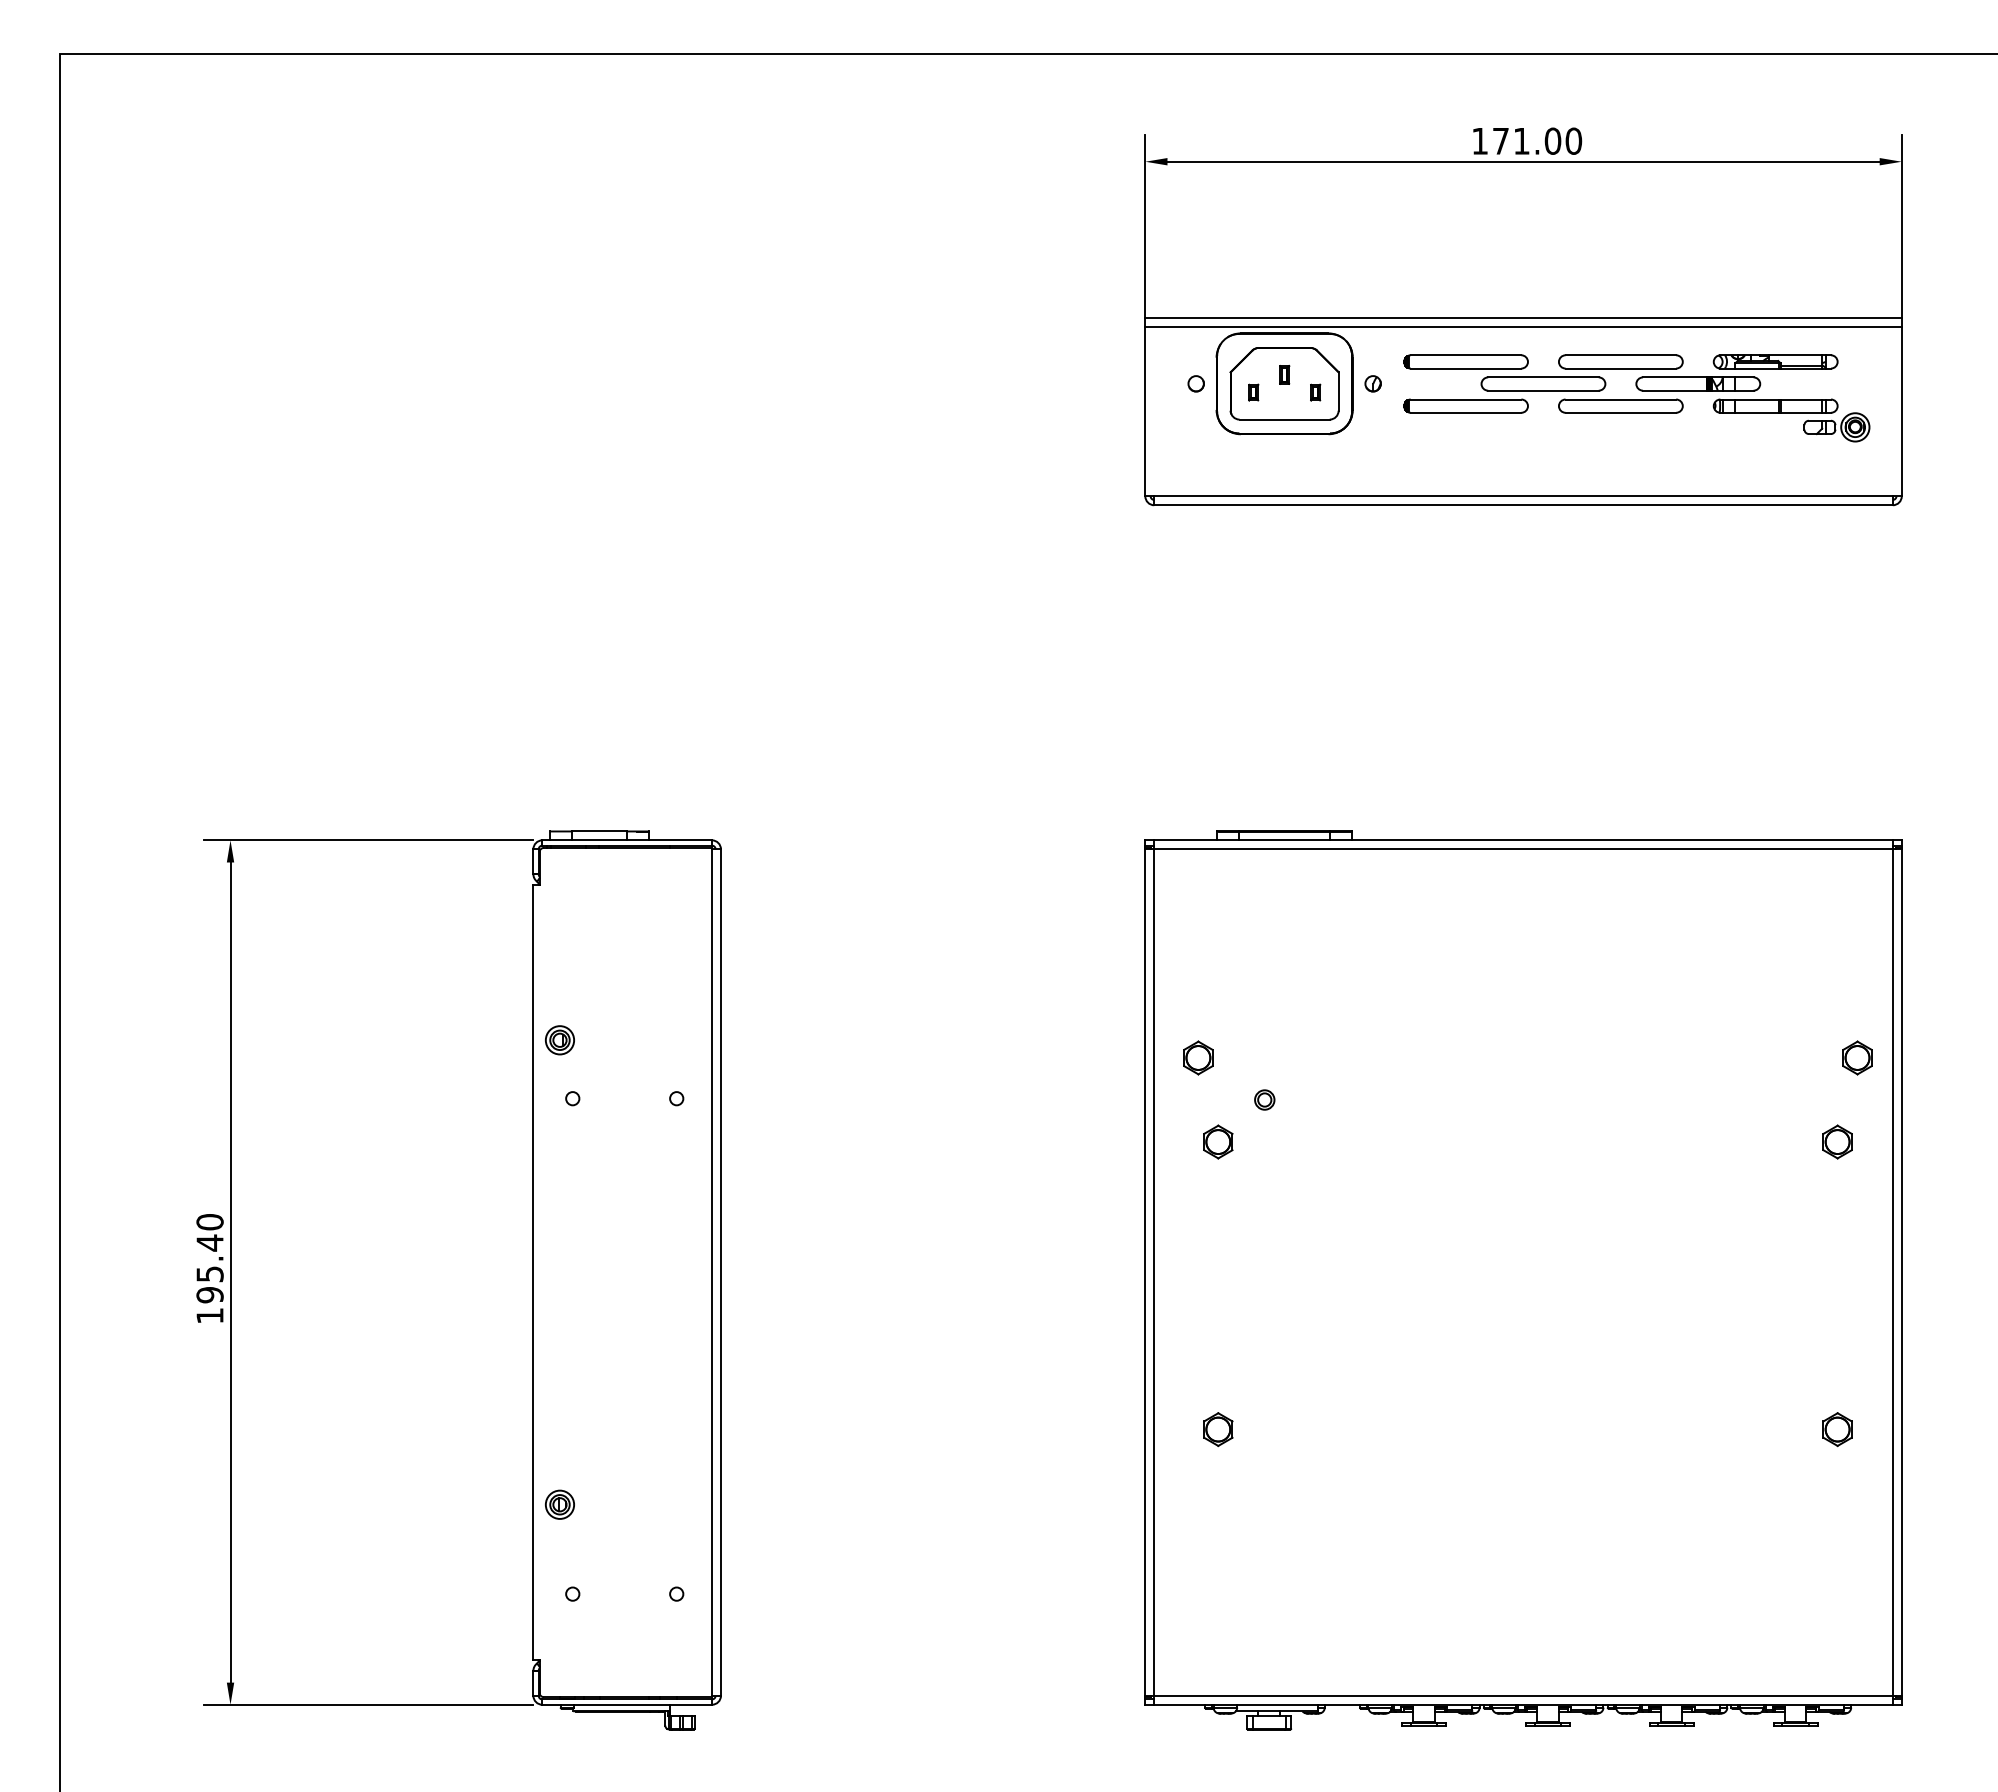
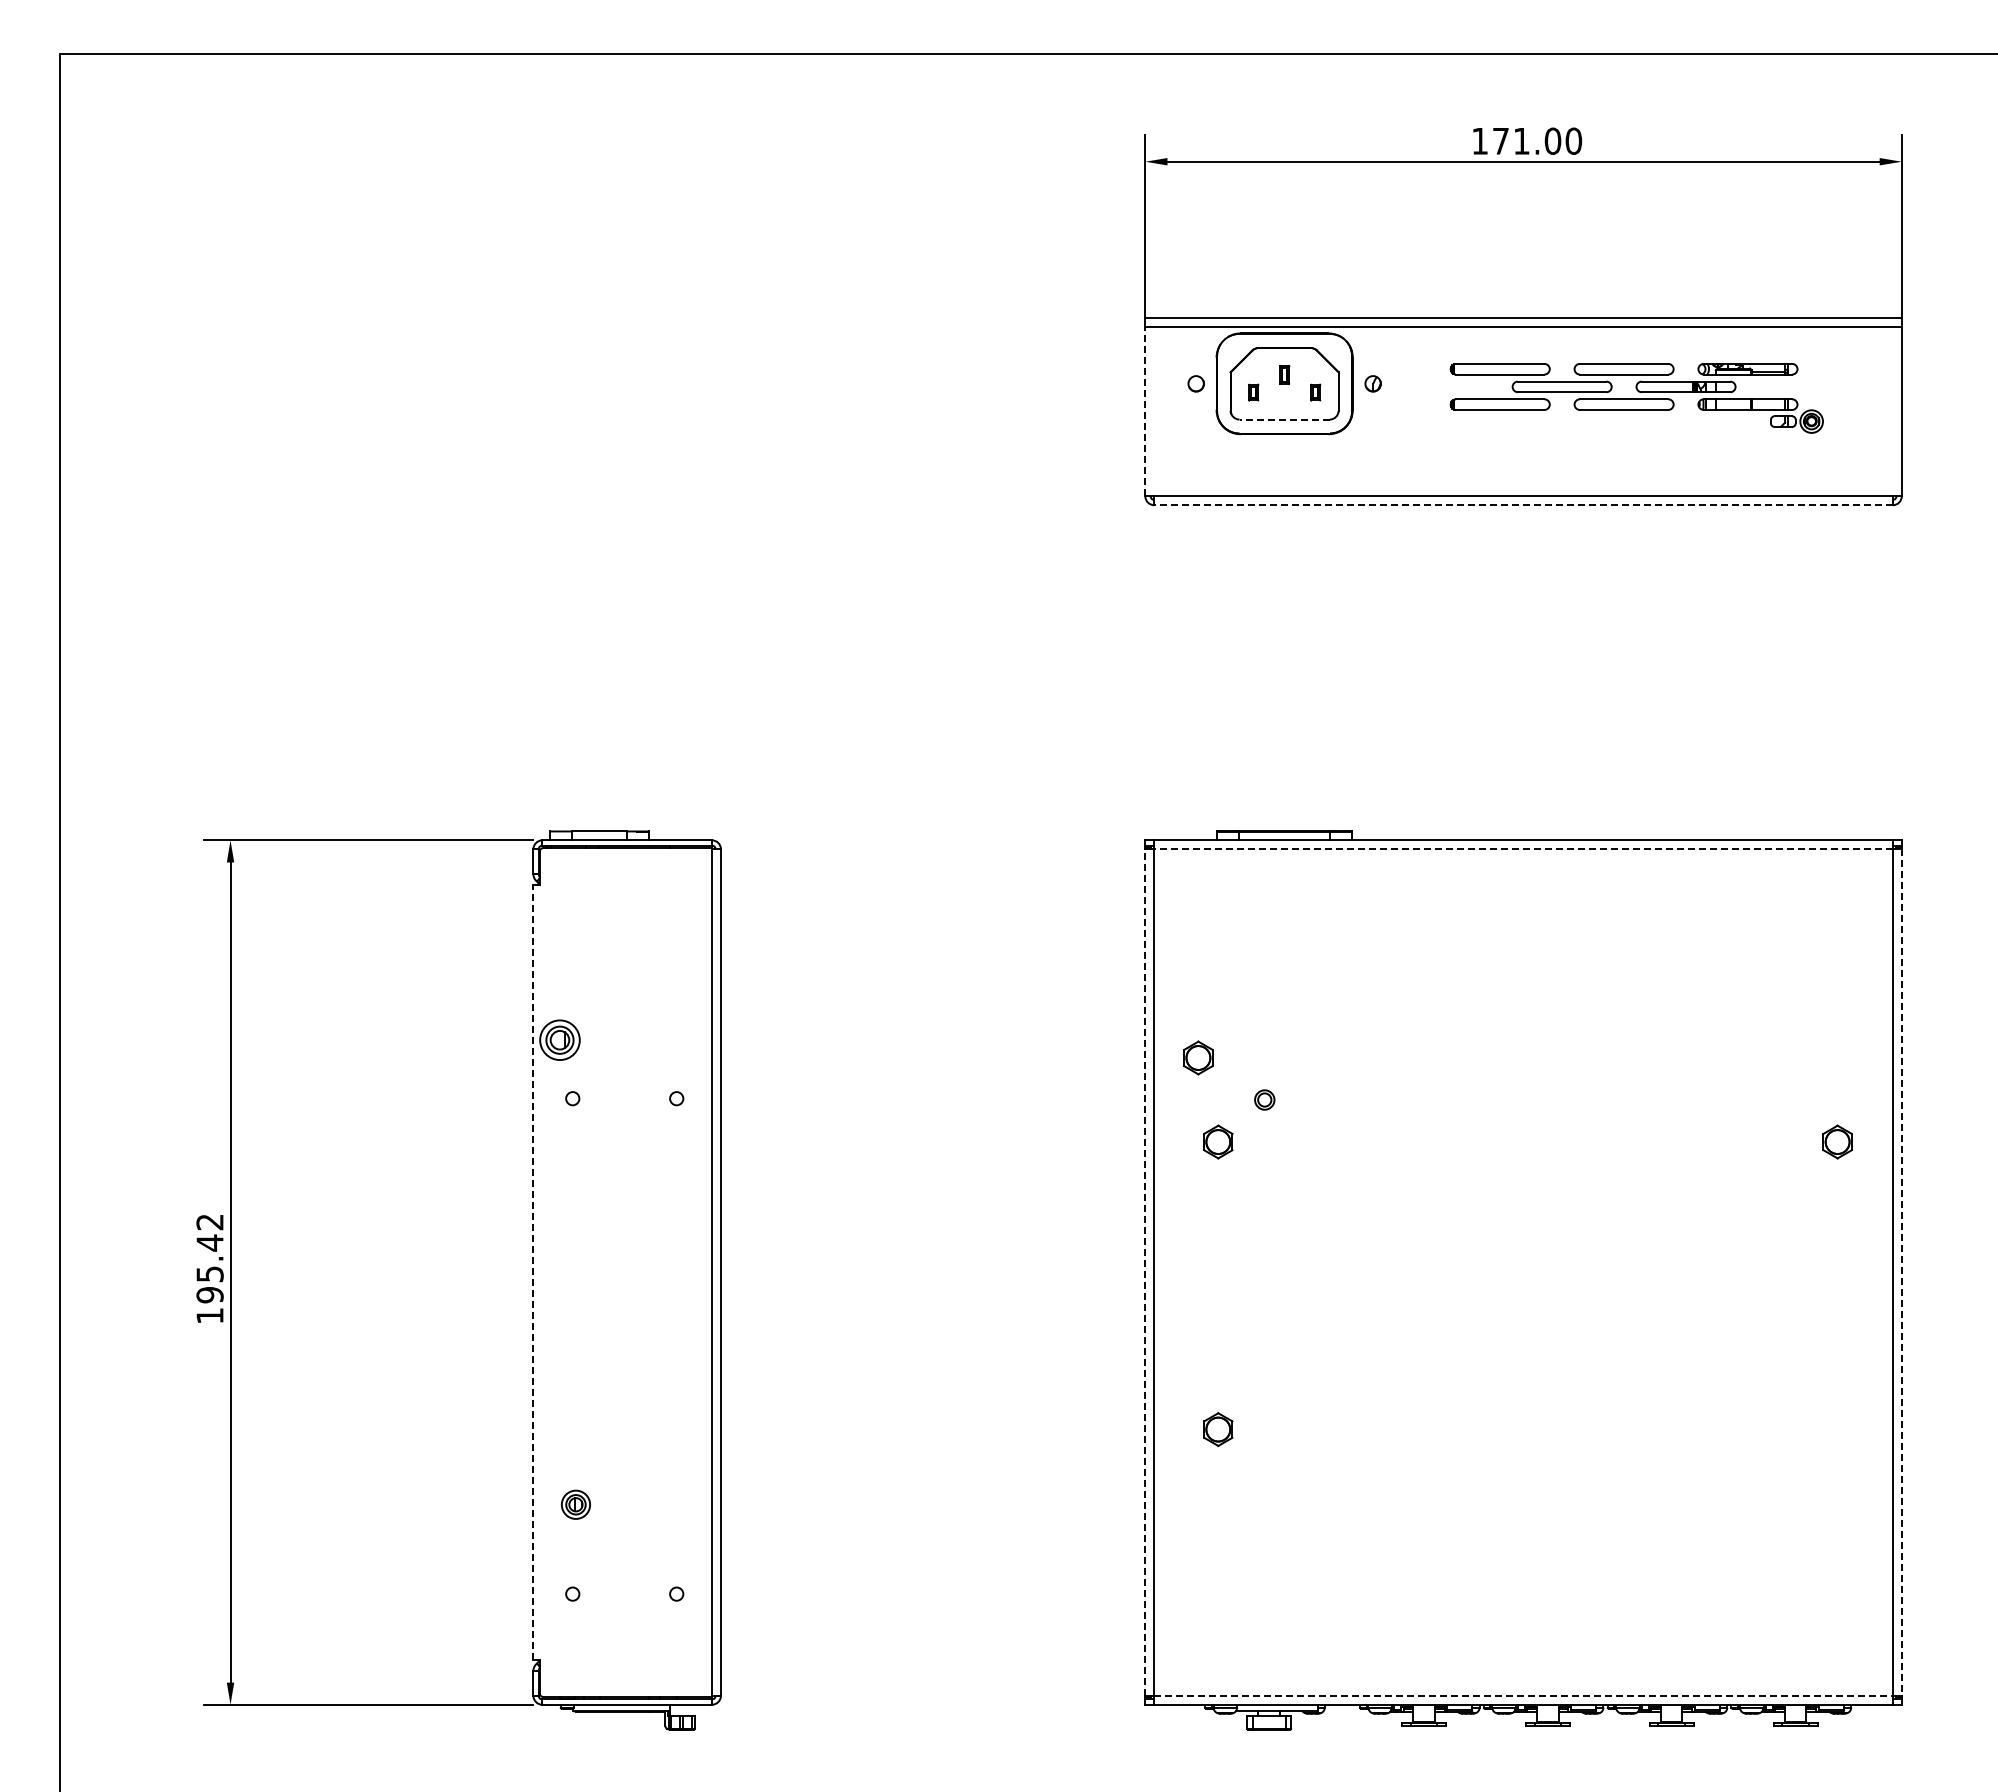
part size: 468x89 px -> 375x71 px (1636, 398)
line: solid -> dashed (1145, 411)
line: solid -> dashed (1284, 419)
line: solid -> dashed (1523, 505)
line: solid -> dashed (1523, 849)
part size: 30x31 px -> 42x42 px (559, 1039)
part: present -> none (1857, 1057)
text: 195.40 -> 195.42 (209, 1222)
line: solid -> dashed (533, 1272)
line: solid -> dashed (1145, 1272)
line: solid -> dashed (1901, 1273)
part: present -> none (1837, 1429)
part position: (559, 1504) -> (575, 1504) (575, 1504)
line: solid -> dashed (1524, 1695)
